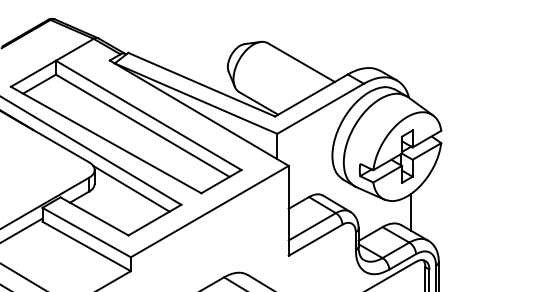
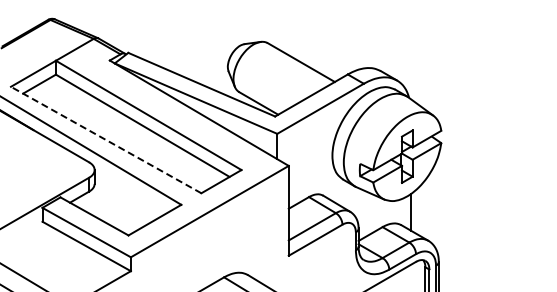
line: solid -> dashed (105, 139)
line: present -> none (131, 188)
line: present -> none (22, 229)
